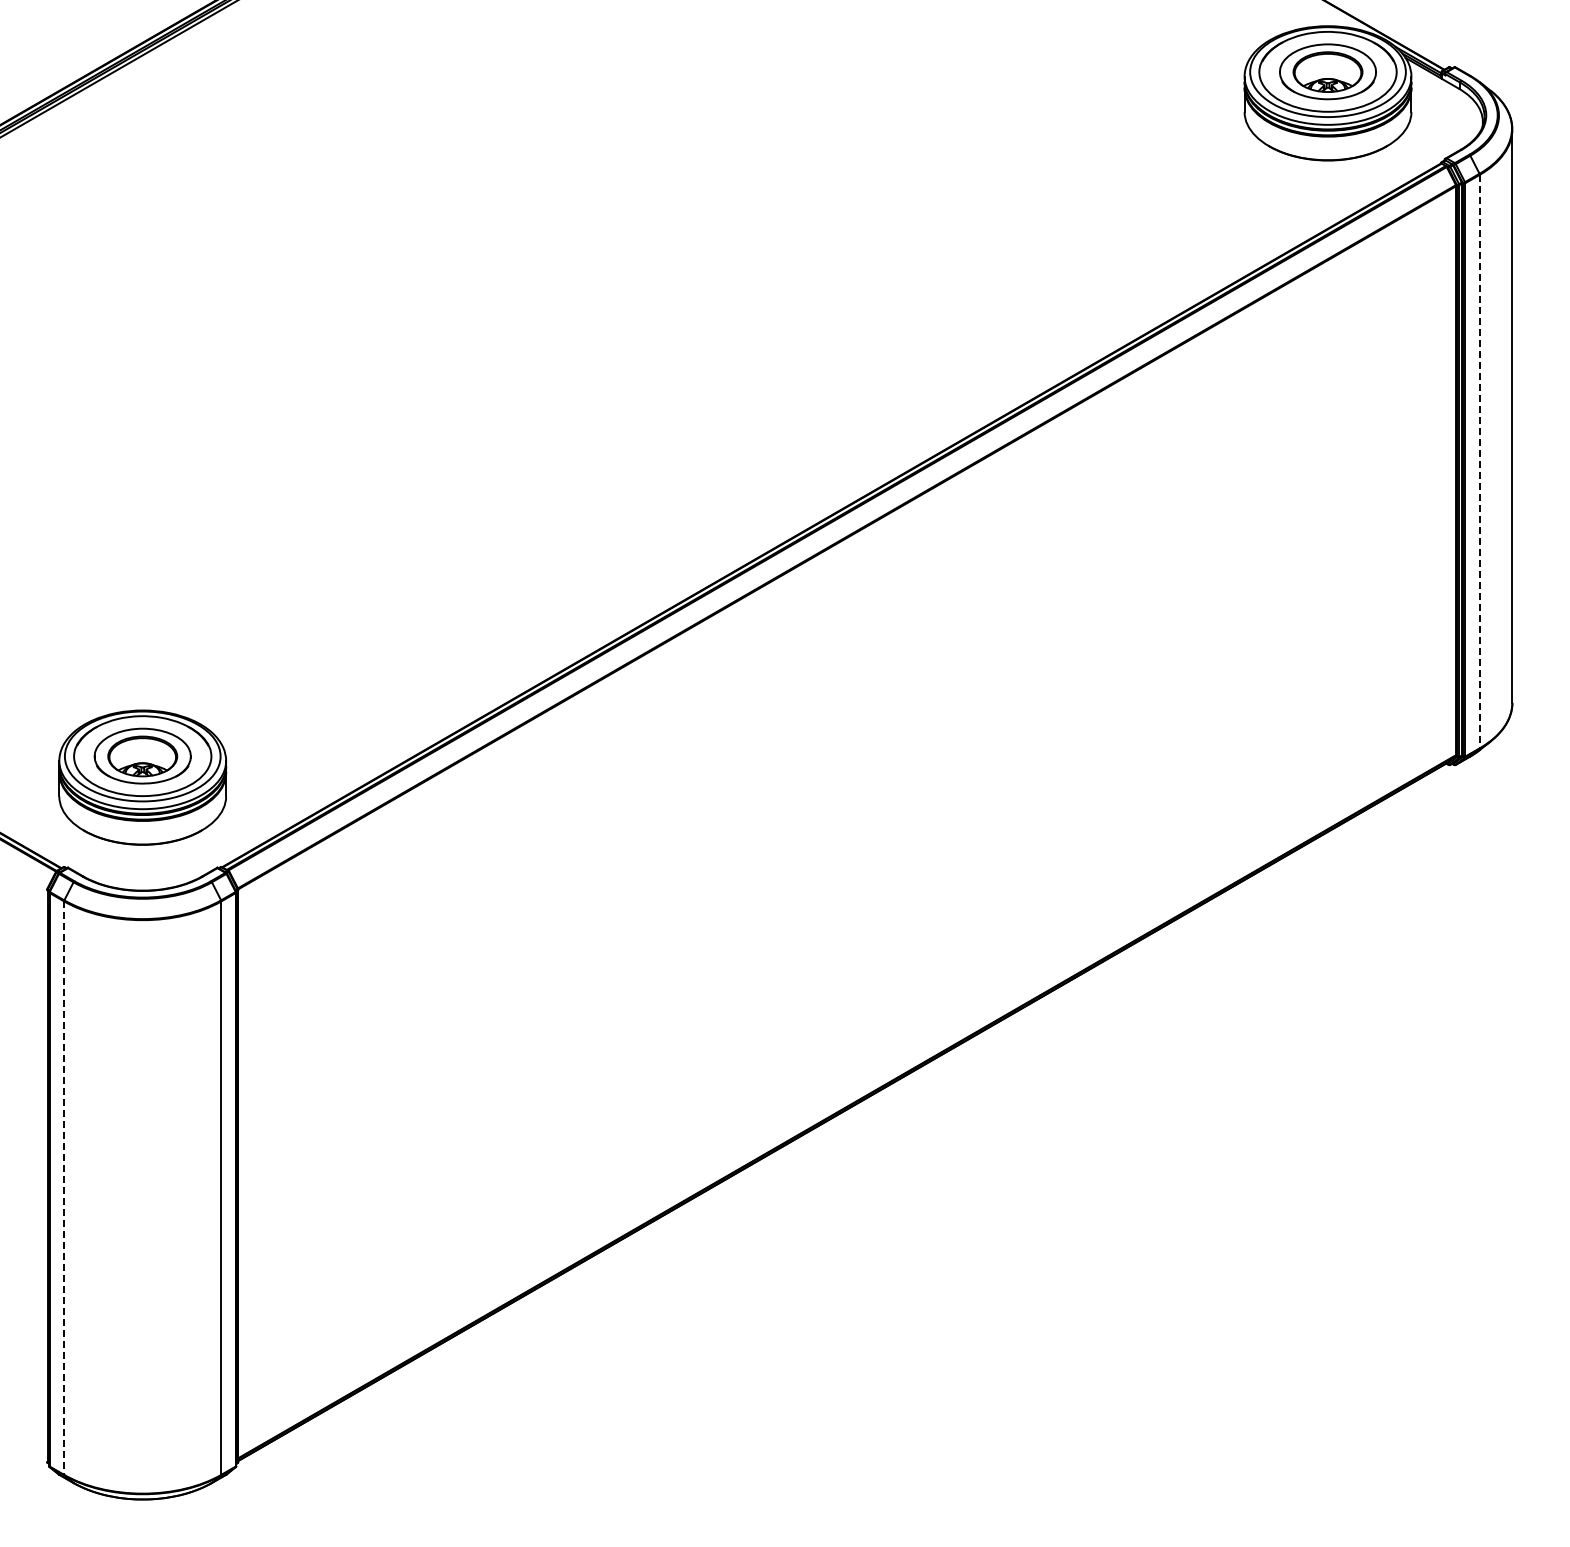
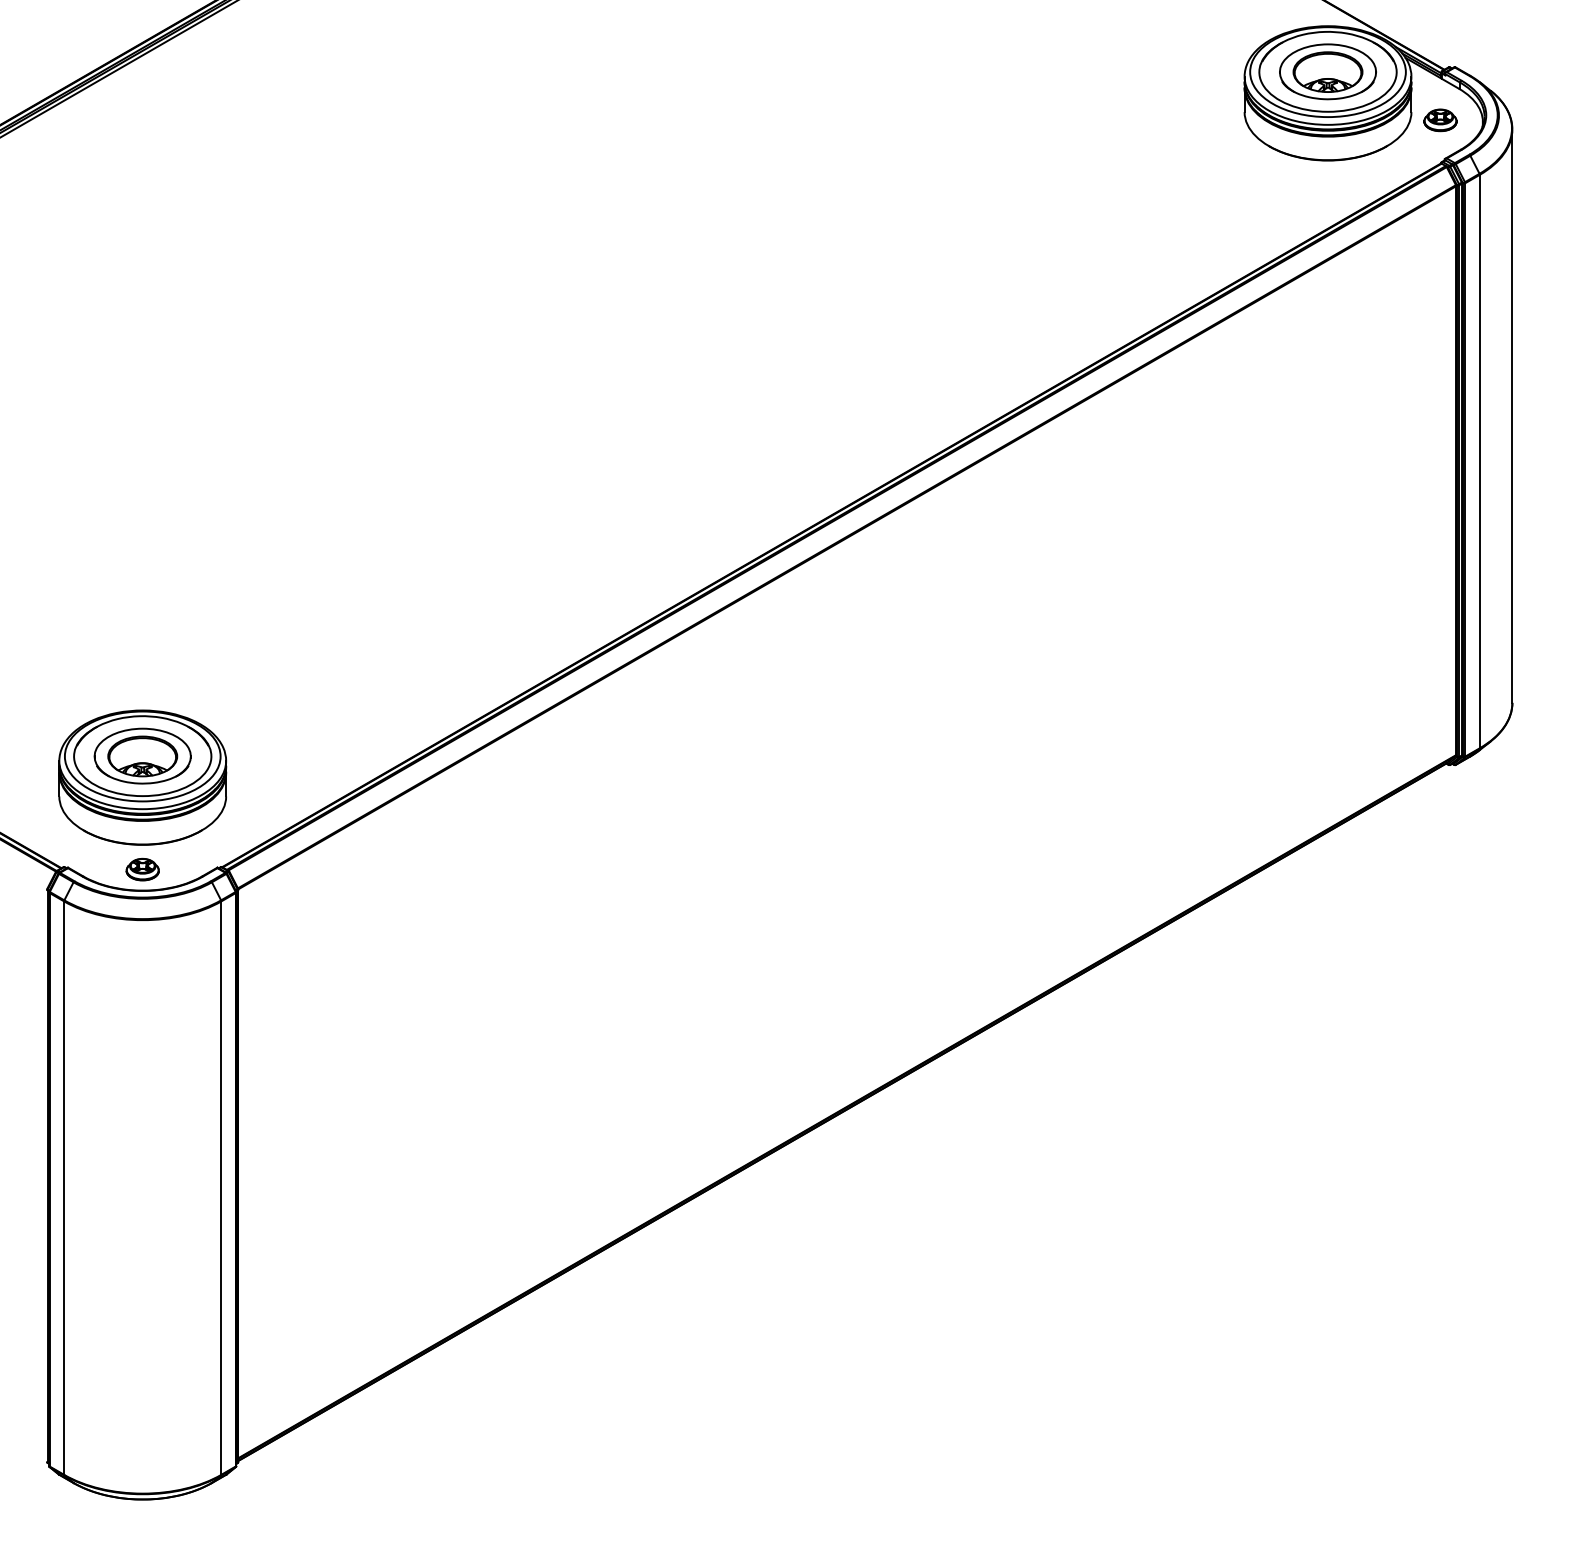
part: none -> present (1440, 120)
line: dashed -> solid (1479, 461)
part: none -> present (142, 869)
line: dashed -> solid (64, 1188)
